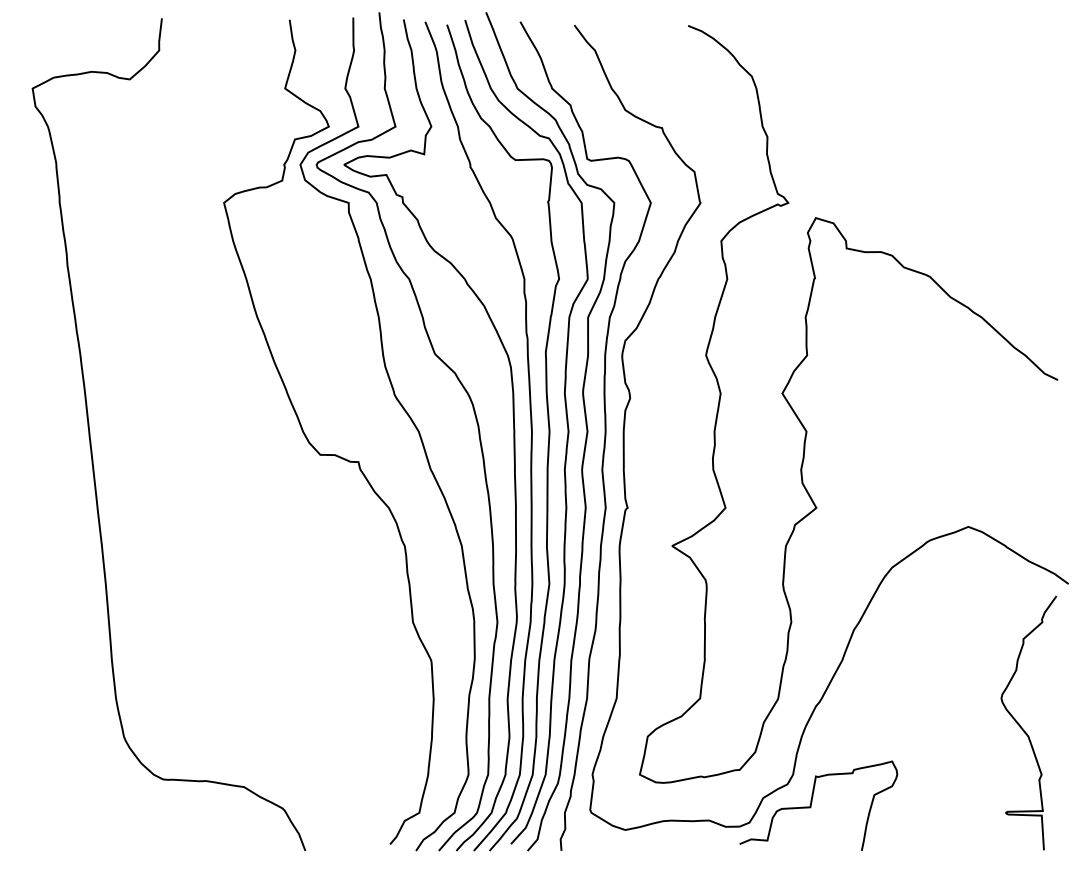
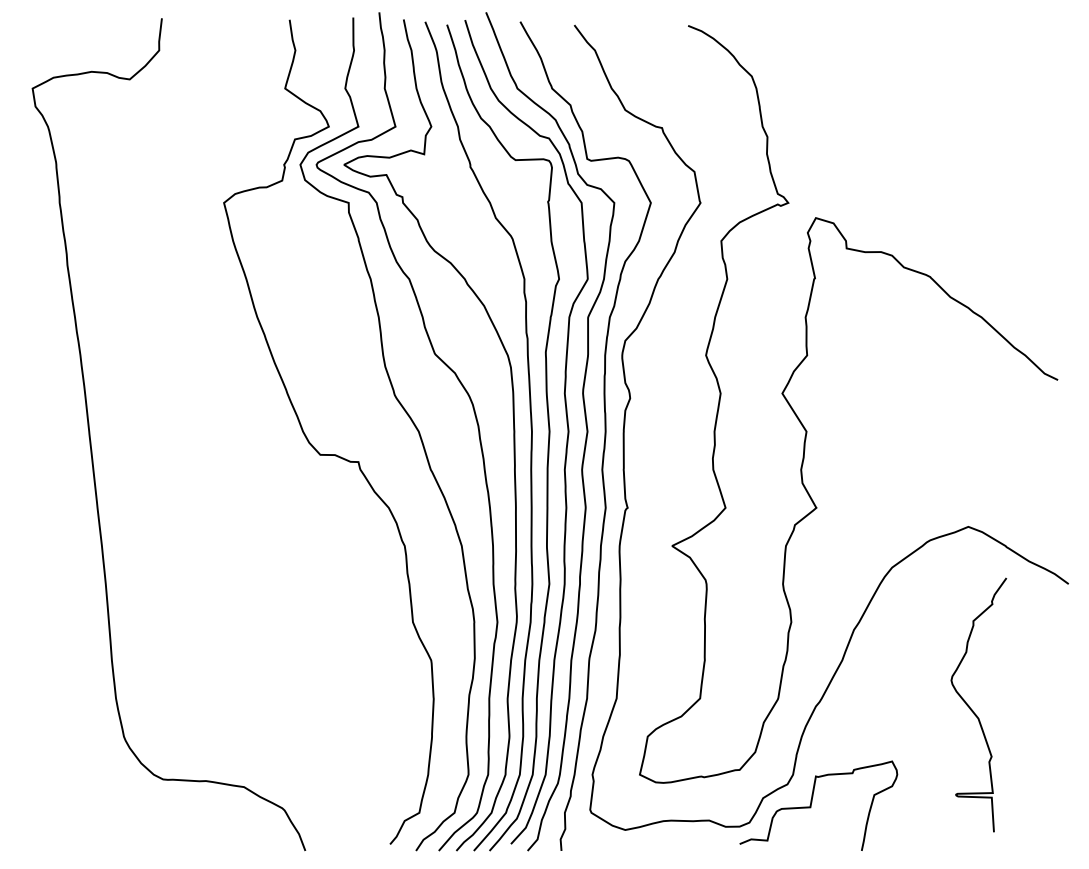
curve position: (1022, 727) -> (972, 709) (972, 709)
